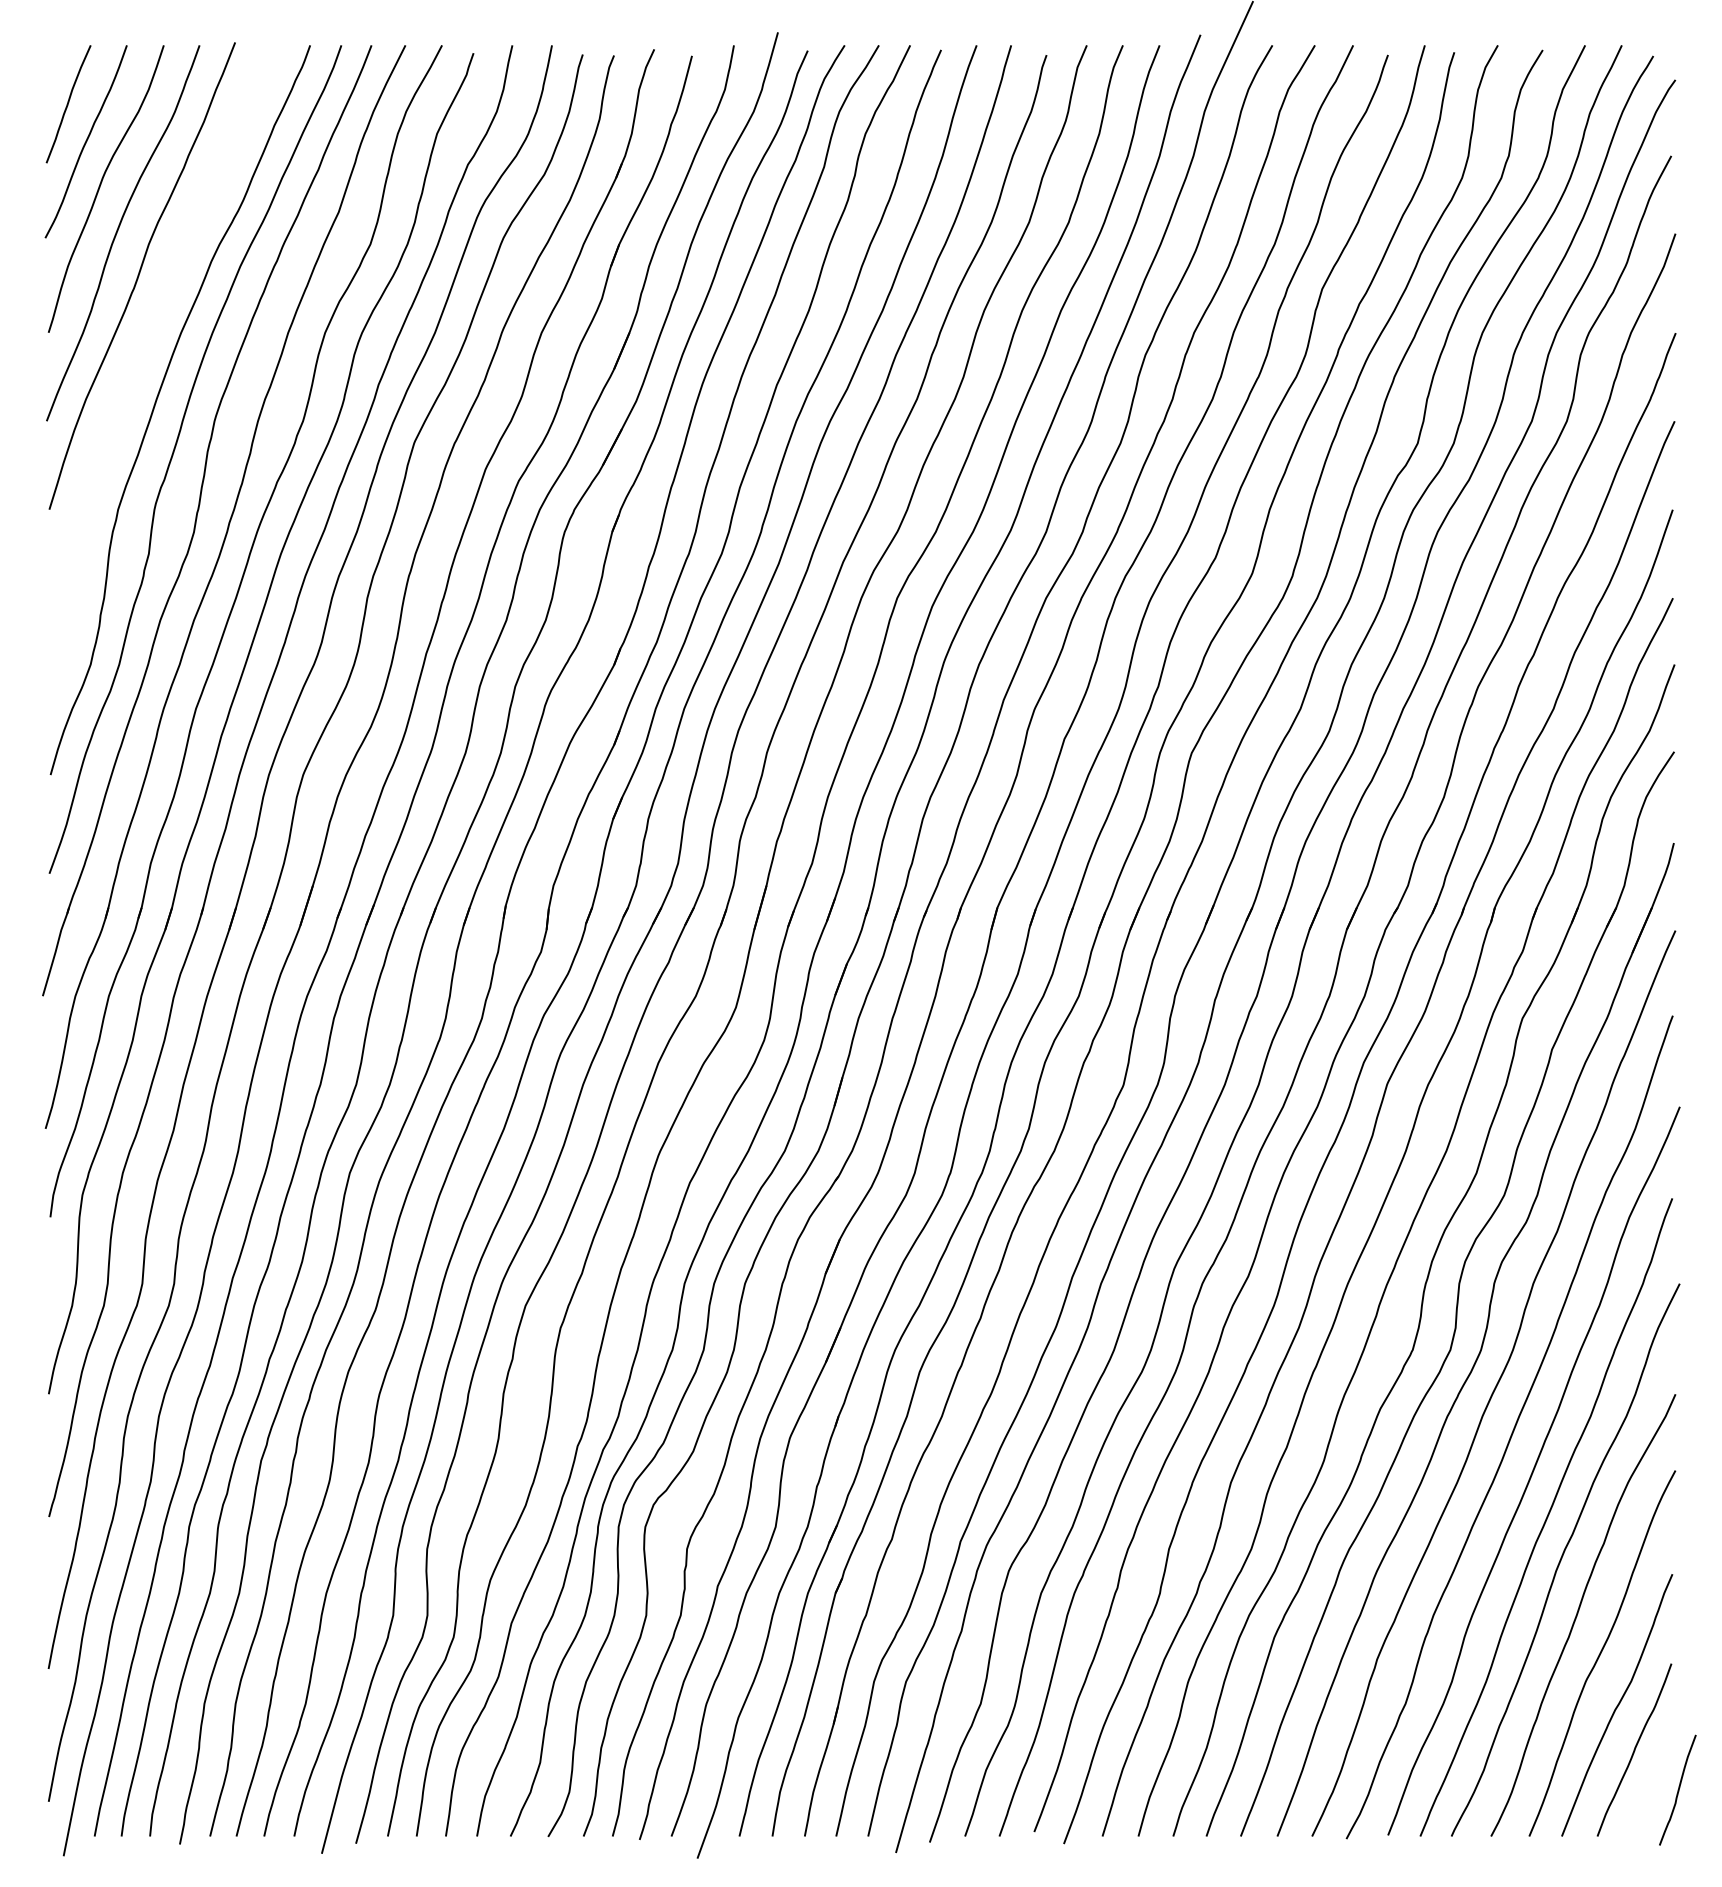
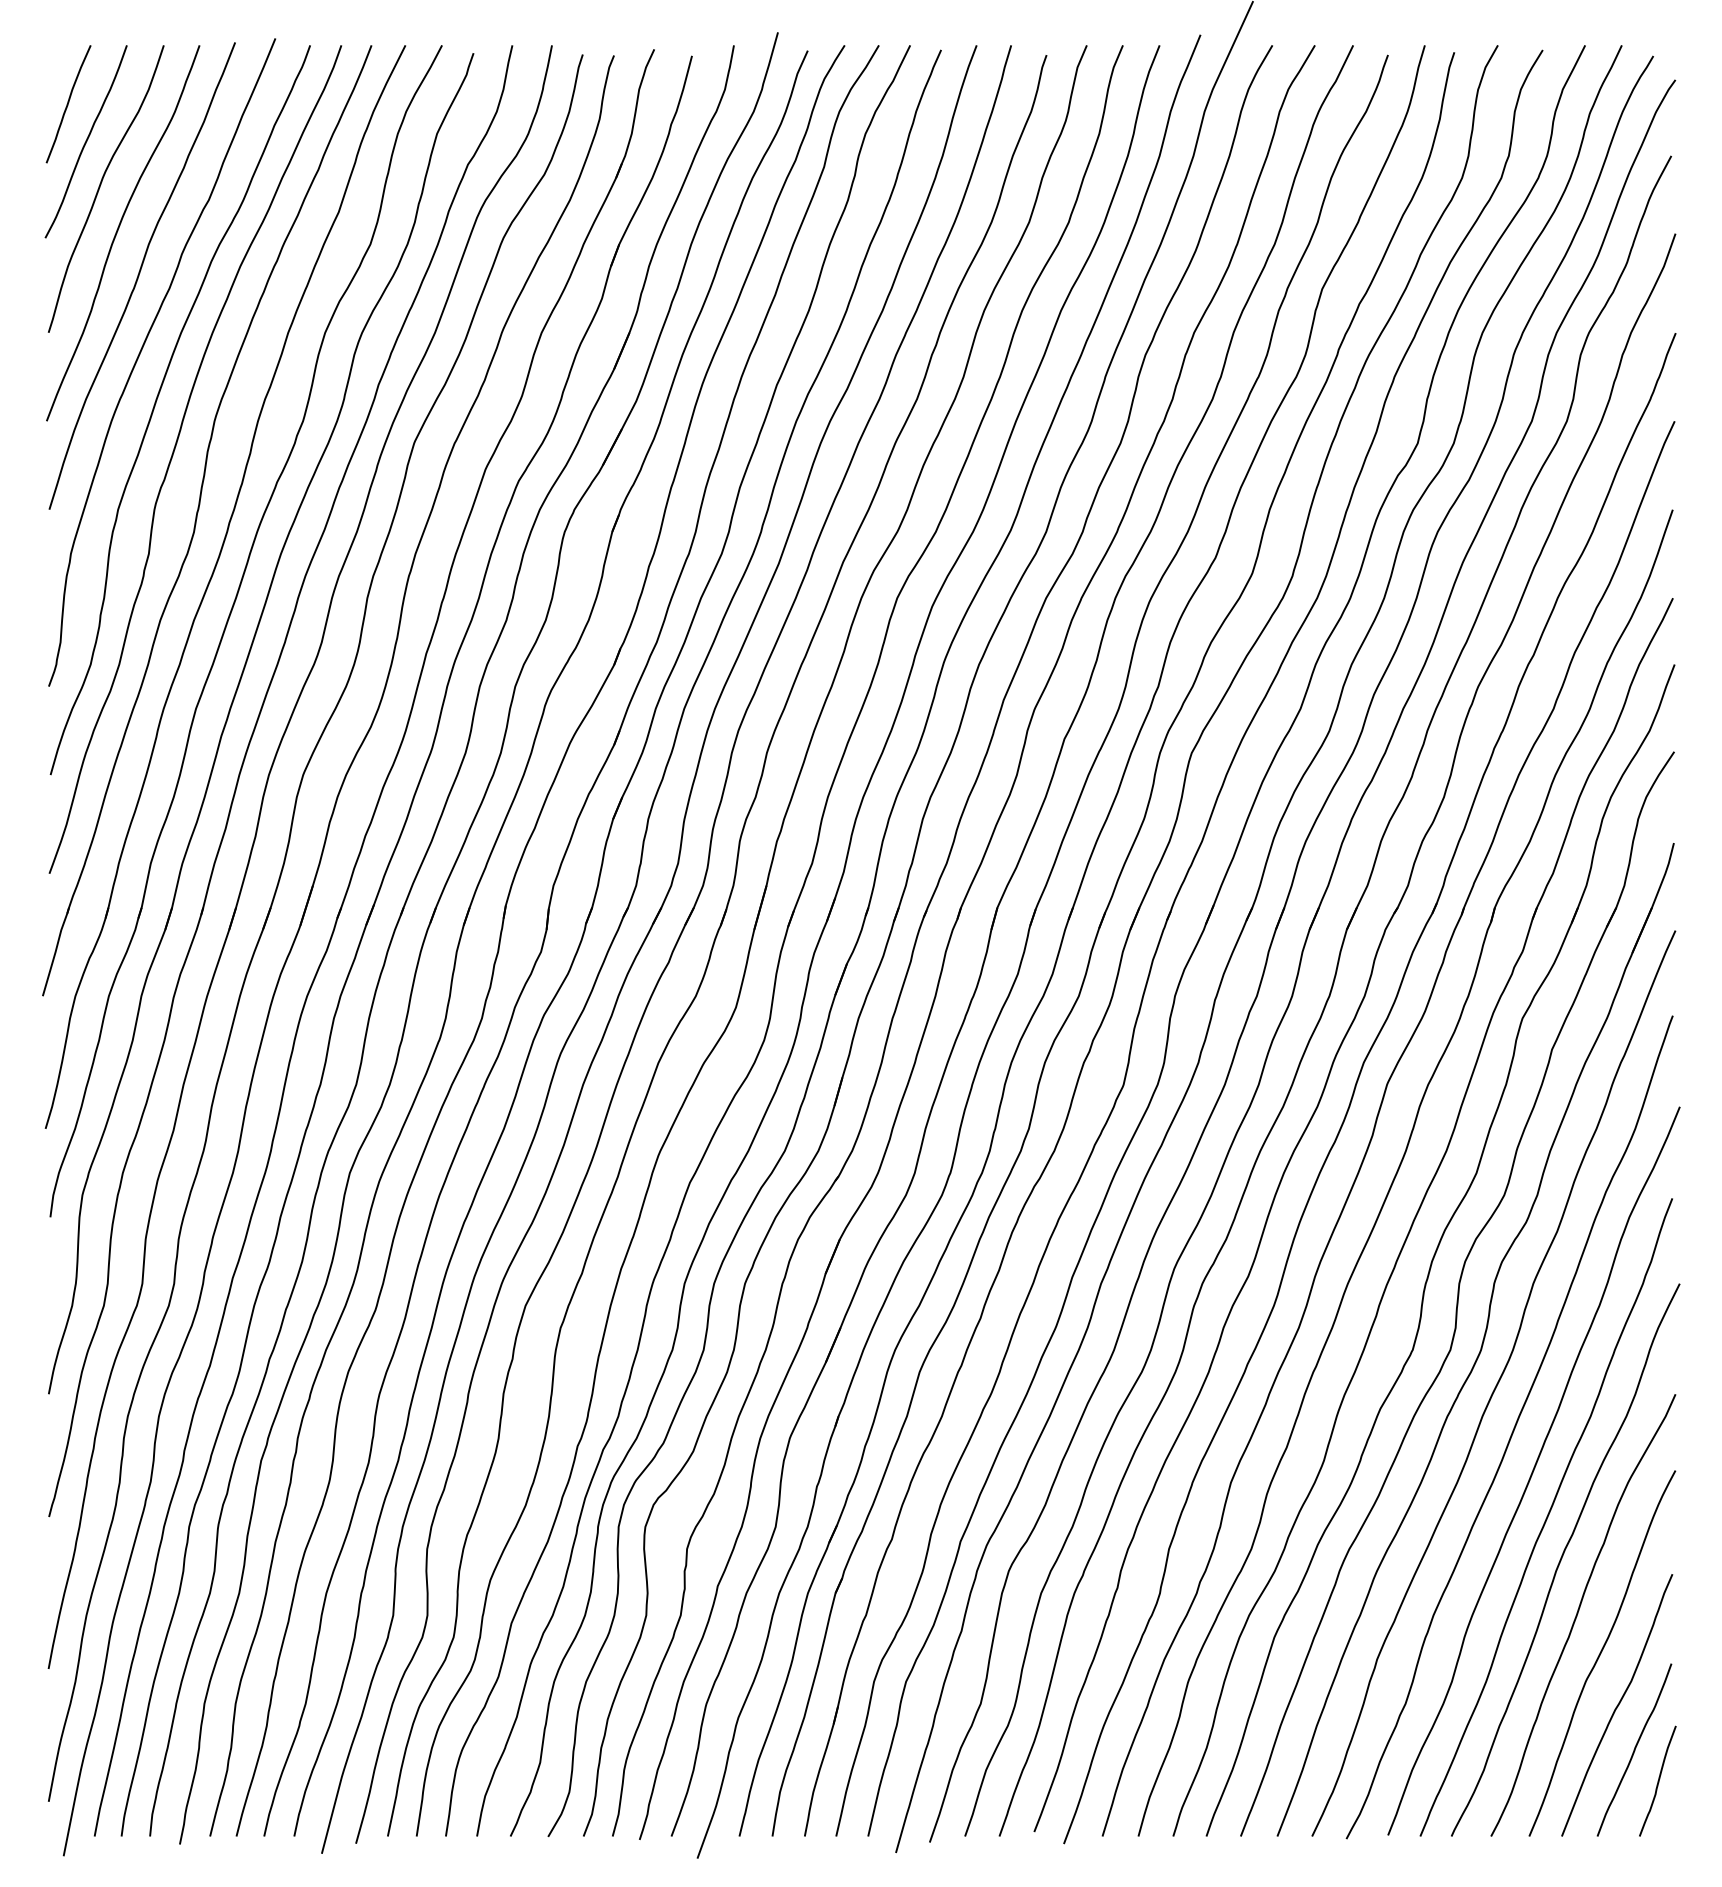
curve: none -> present (141, 352)
curve position: (1677, 1789) -> (1657, 1780) (1657, 1780)
